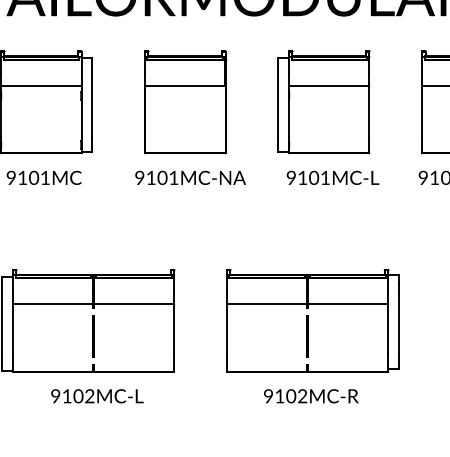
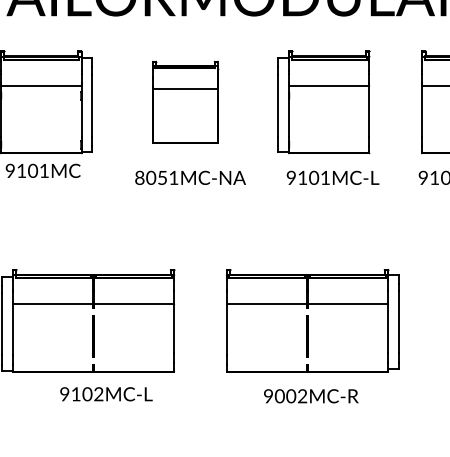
part size: 84x105 px -> 68x84 px (185, 101)
text position: (43, 177) -> (42, 170) (42, 170)
text: 9101MC-NA -> 8051MC-NA (151, 177)
text position: (97, 396) -> (106, 394) (106, 394)
text: 9102MC-R -> 9002MC-R (279, 396)
